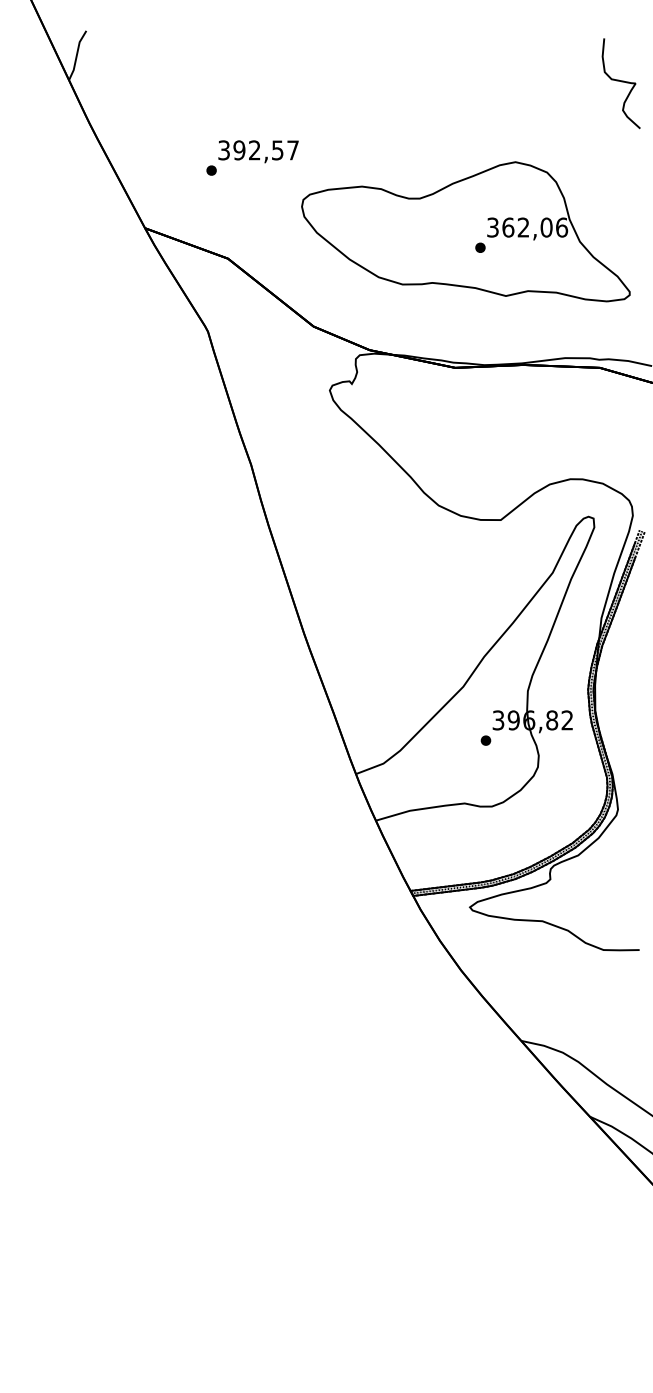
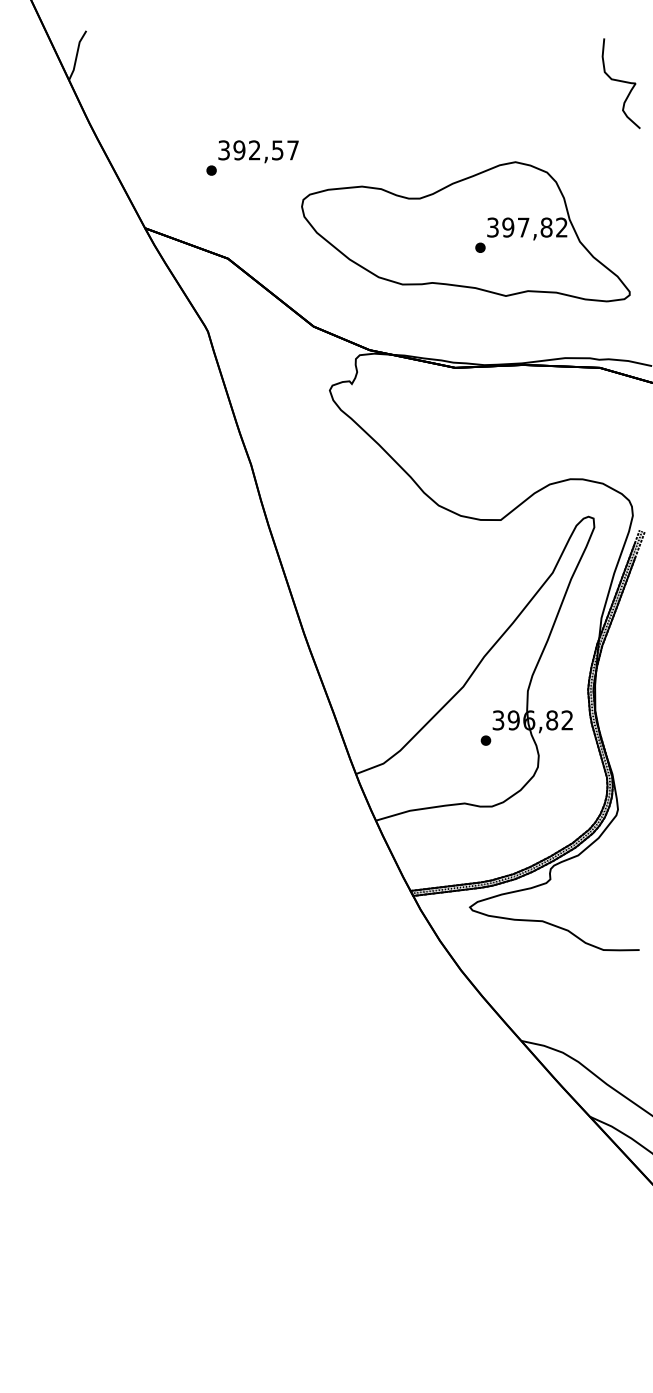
text: 362,06 -> 397,82 (535, 227)
